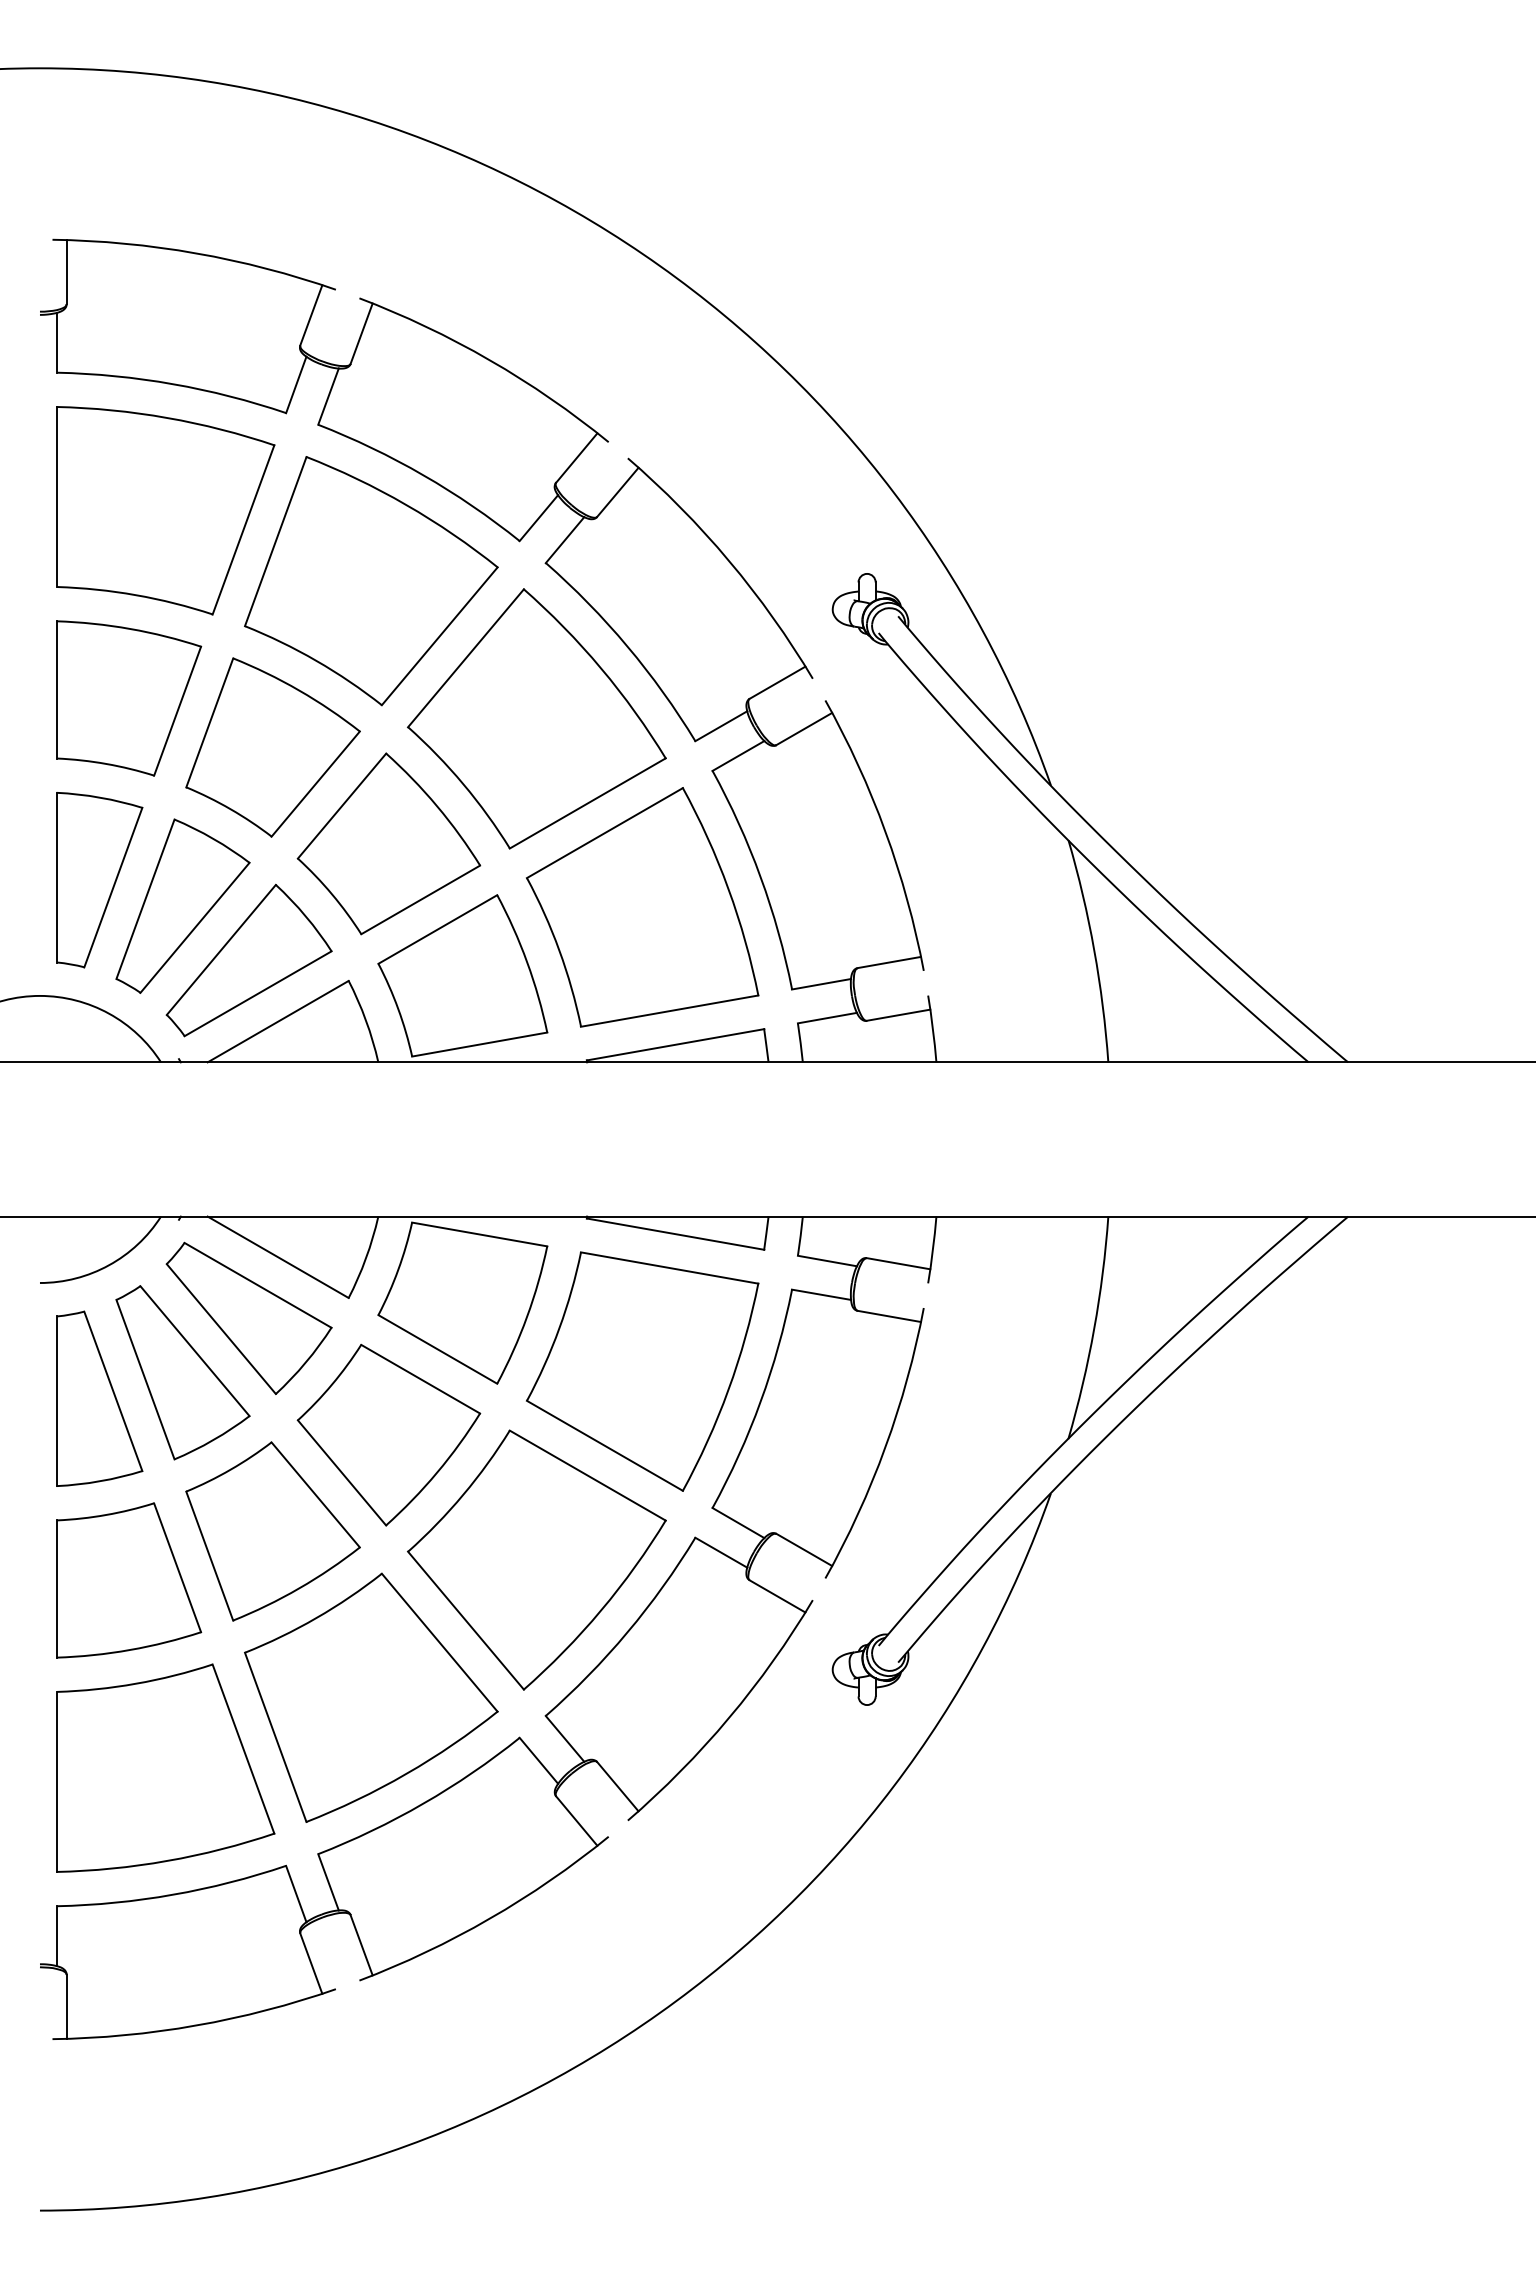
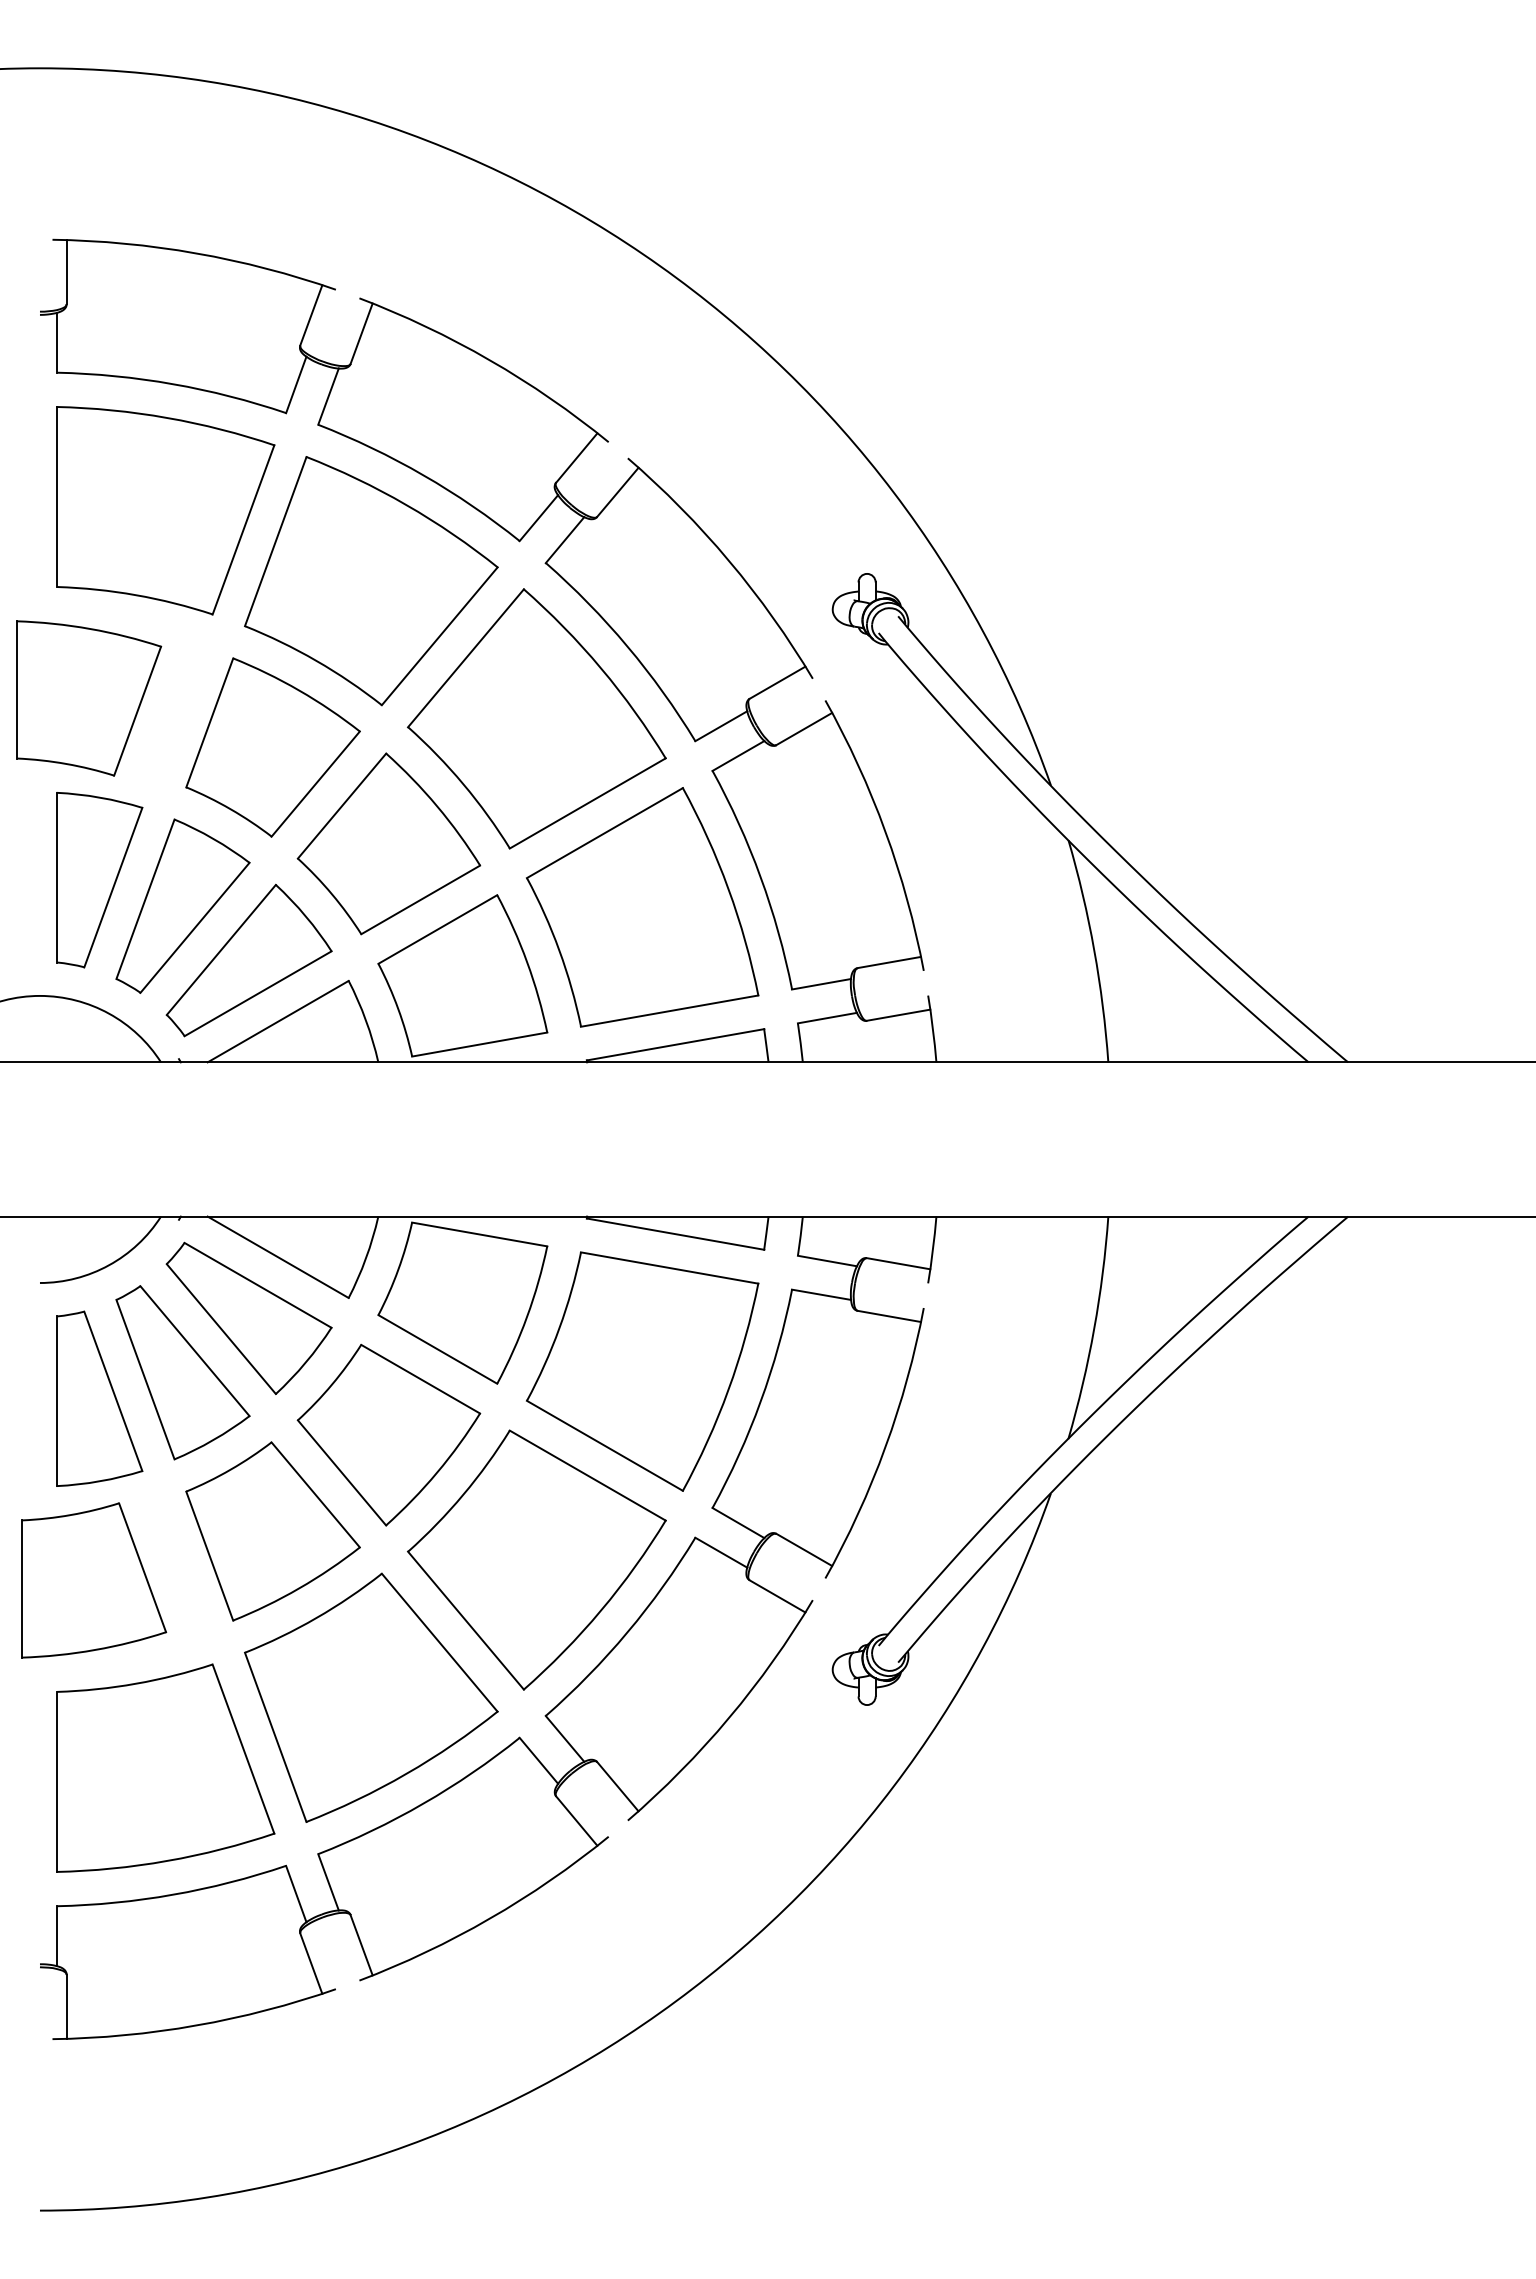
part position: (129, 698) -> (89, 698) (89, 698)
part position: (129, 1580) -> (94, 1580) (94, 1580)
